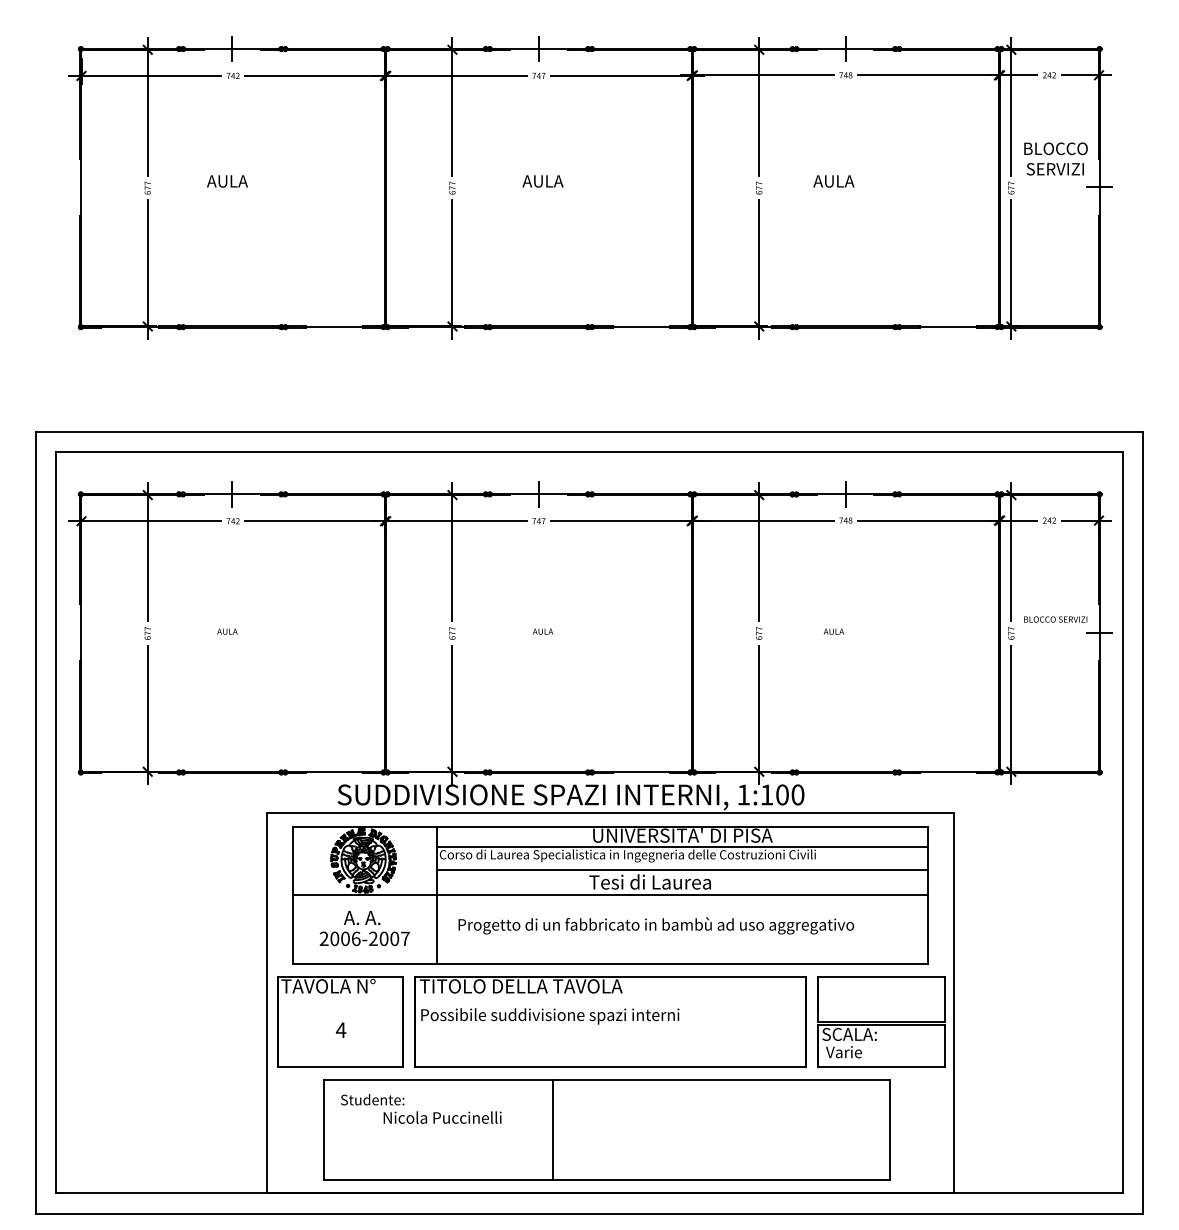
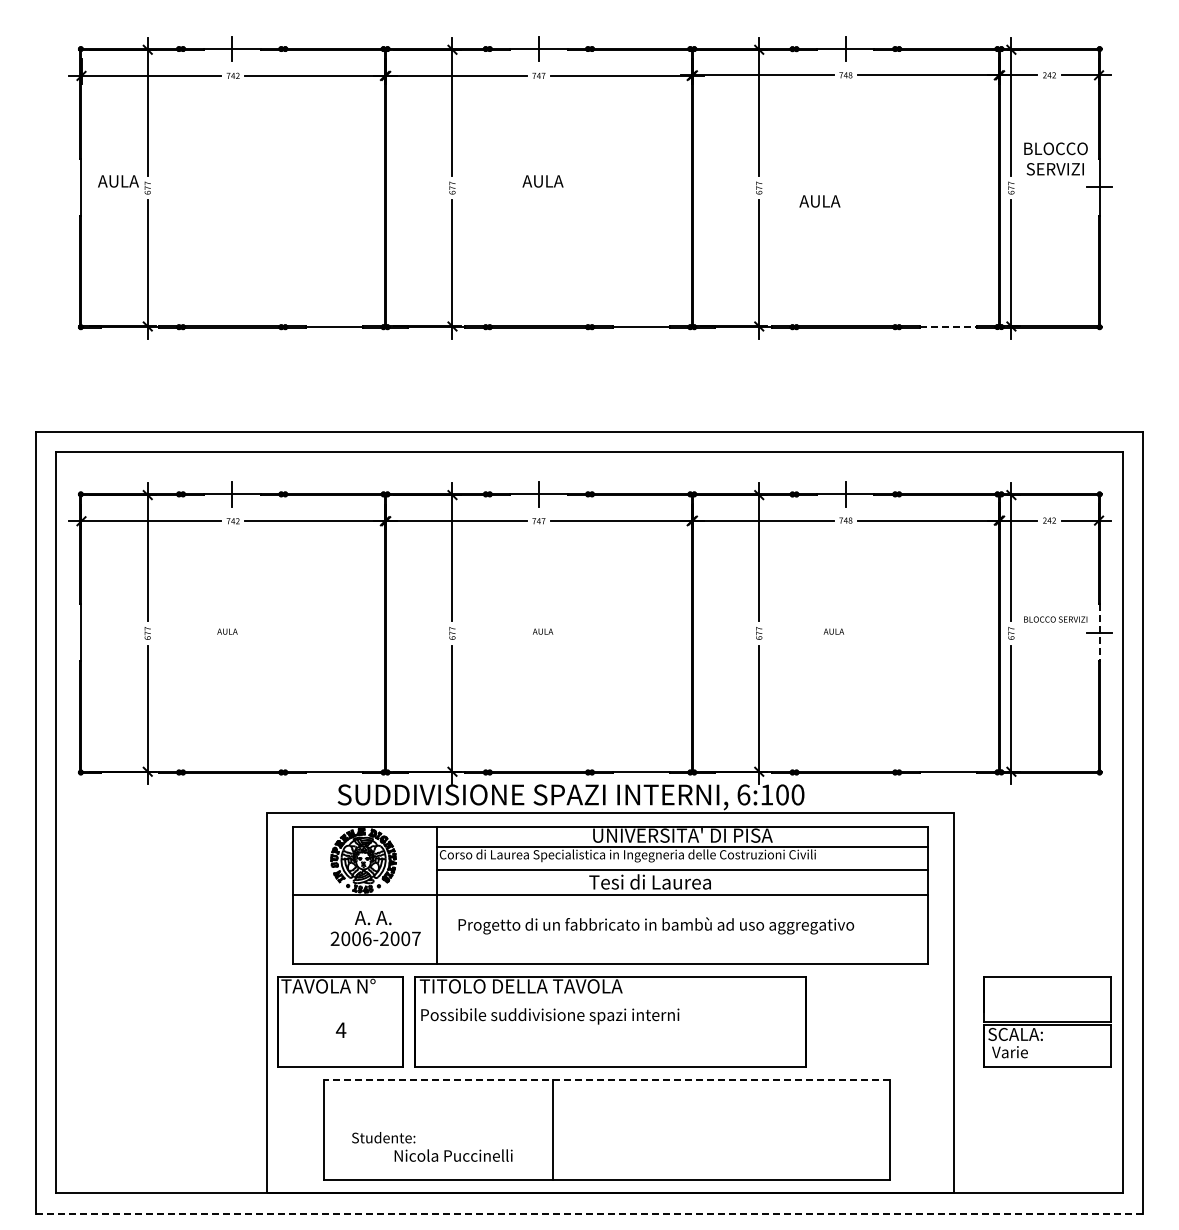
text position: (227, 181) -> (118, 181) (118, 181)
text position: (833, 181) -> (819, 201) (819, 201)
line: solid -> dashed (948, 327)
line: solid -> dashed (1099, 632)
text: 1:100 -> 6:100 (743, 794)
text position: (364, 928) -> (375, 928) (375, 928)
part position: (881, 1021) -> (1047, 1021) (1047, 1021)
line: solid -> dashed (607, 1080)
text position: (421, 1108) -> (432, 1146) (432, 1146)
line: solid -> dashed (589, 1213)
